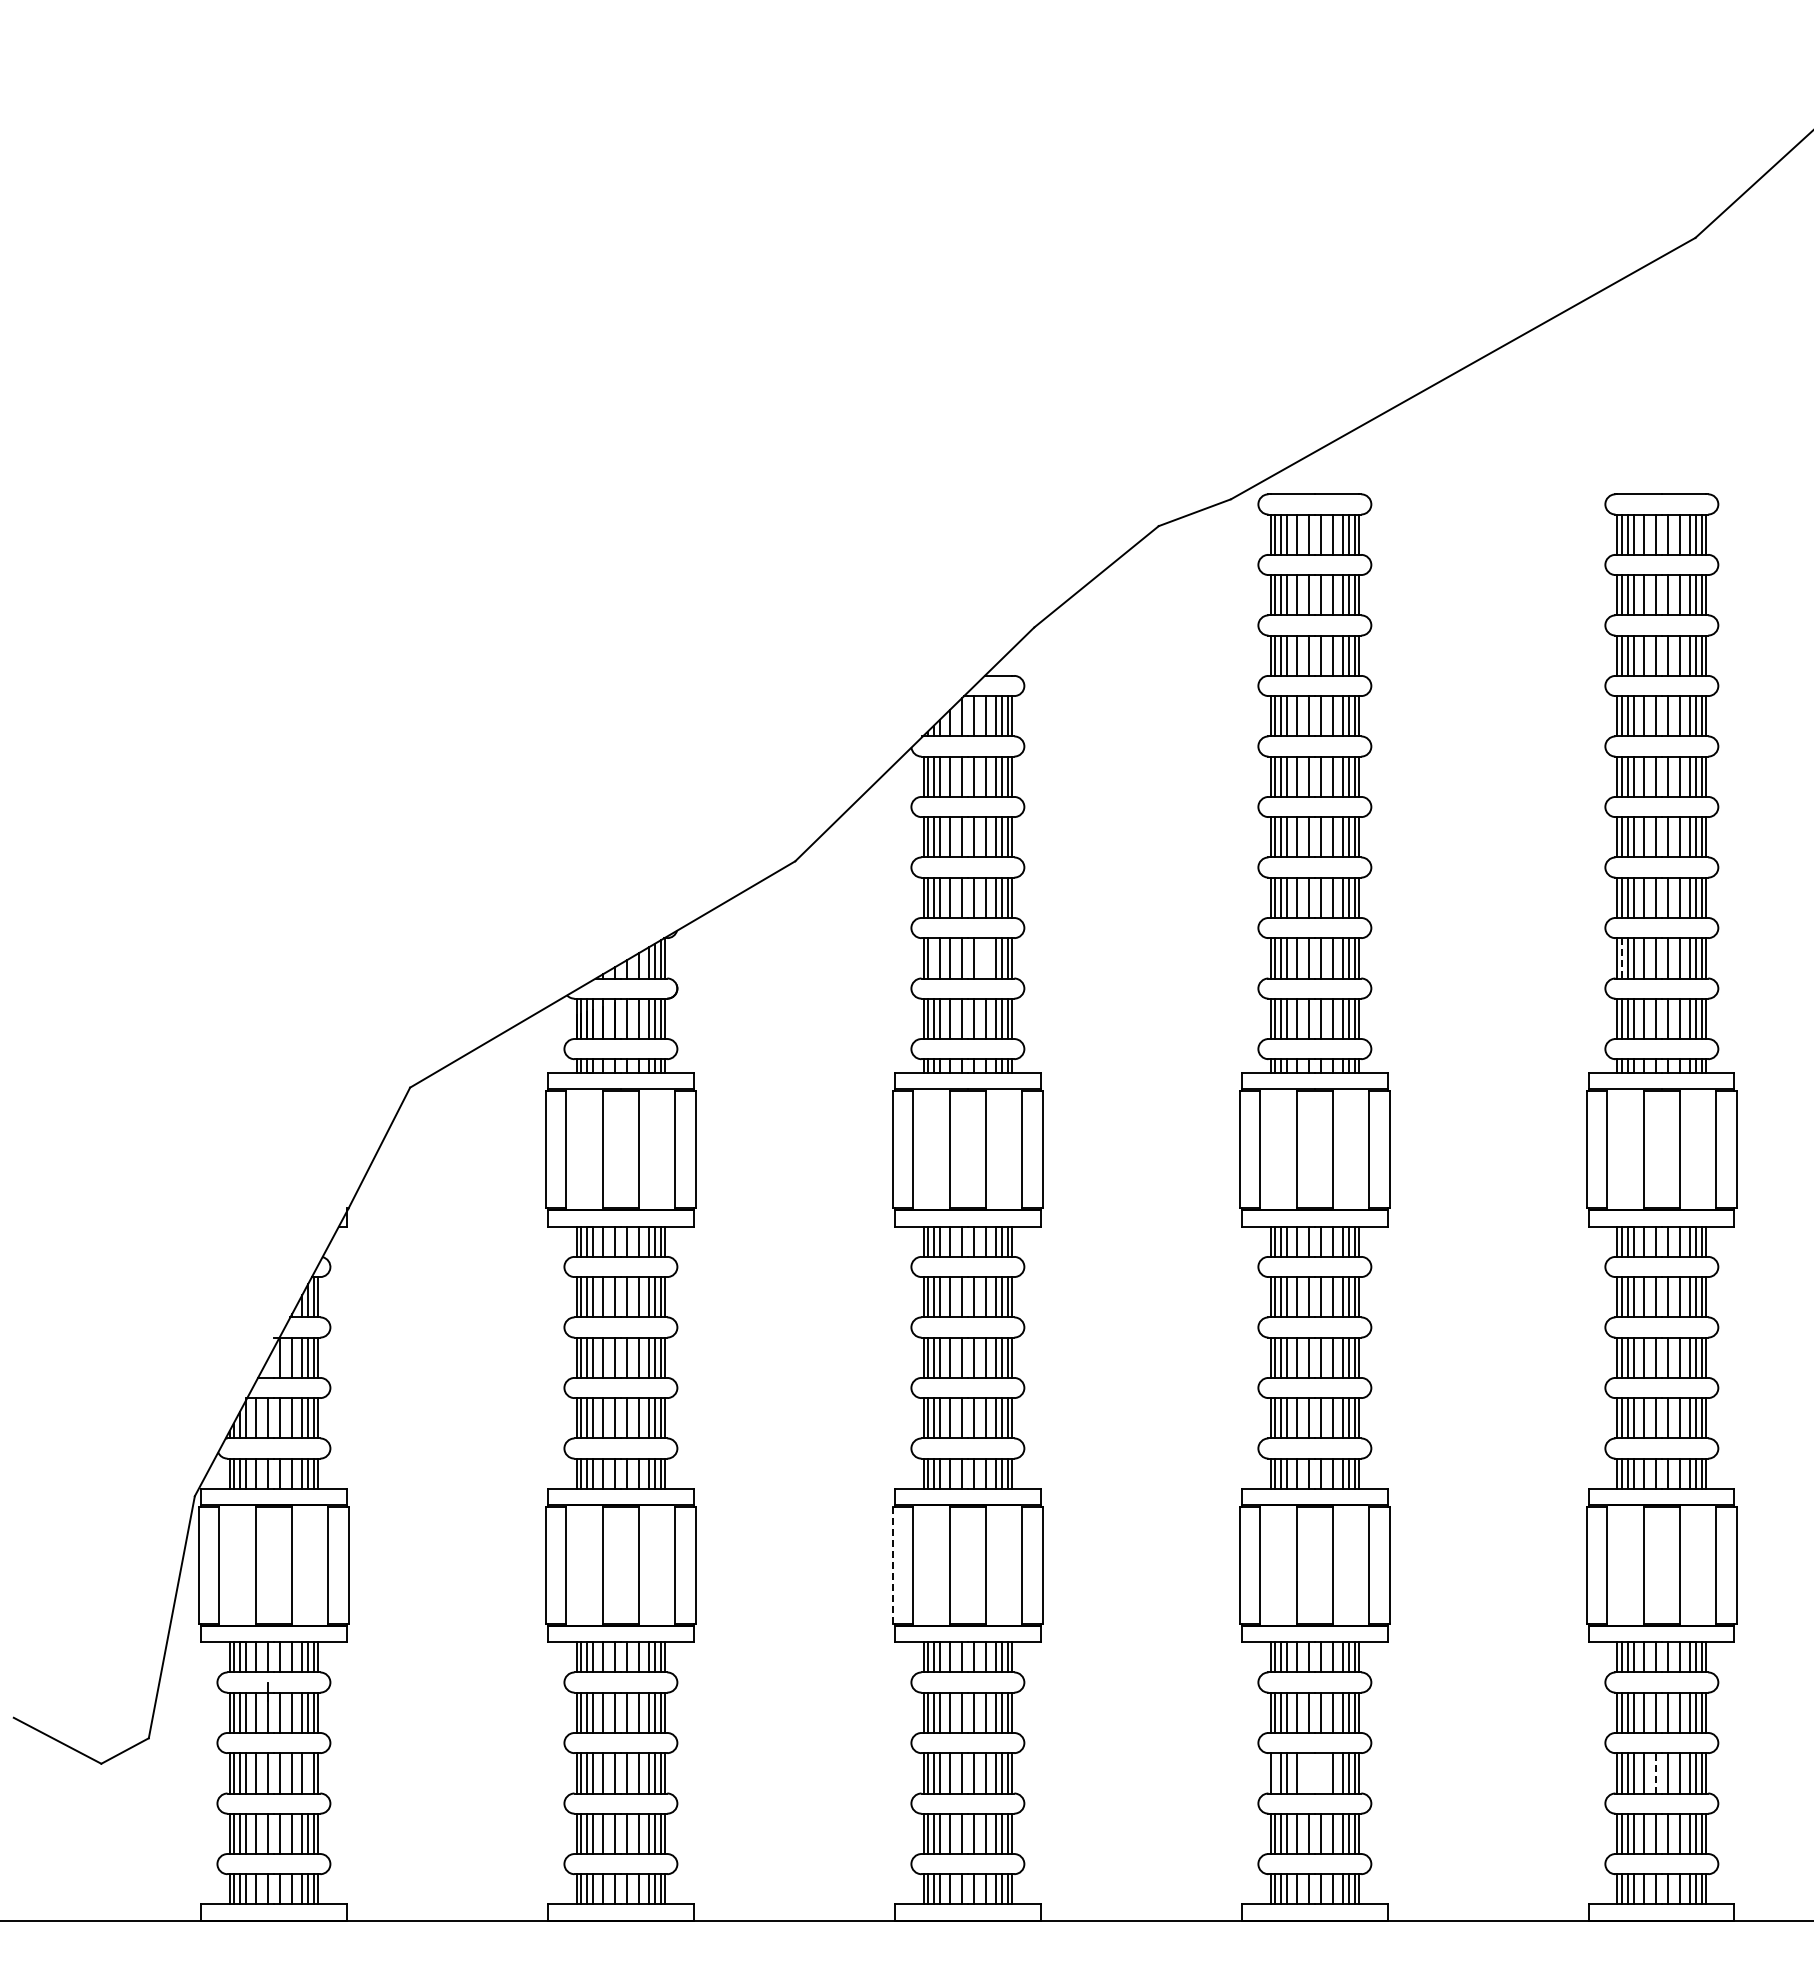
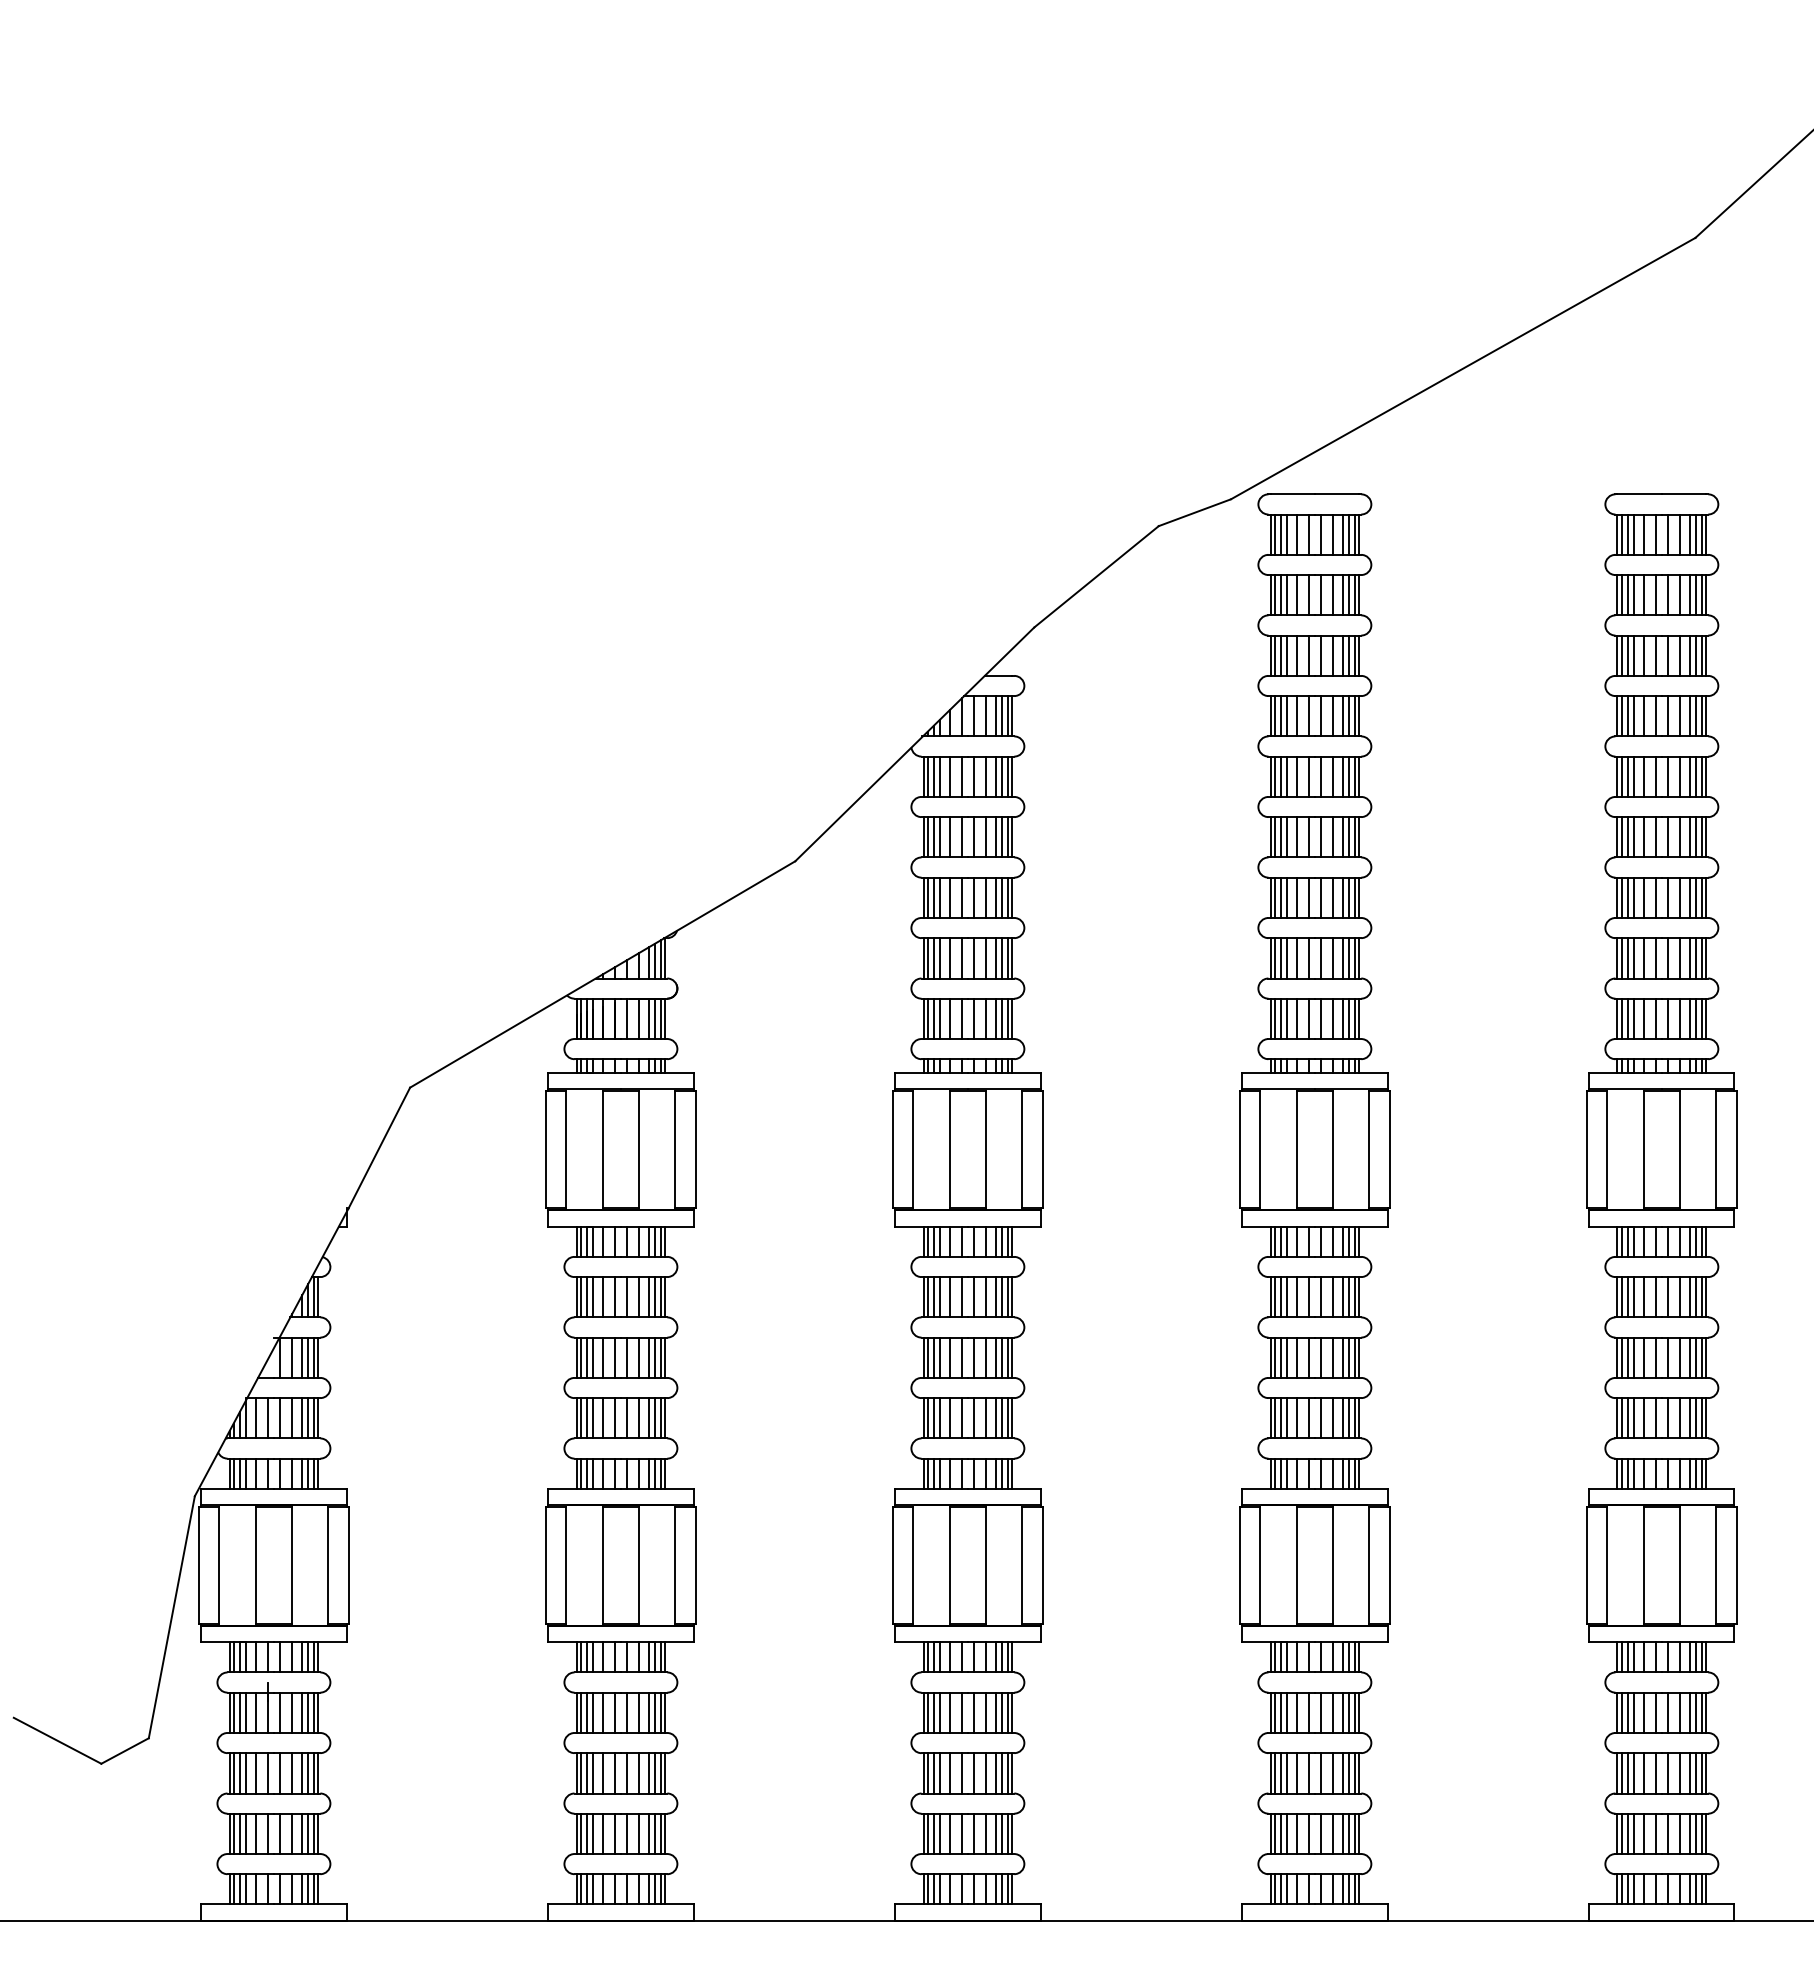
line: none -> present (933, 958)
line: none -> present (986, 958)
line: dashed -> solid (1621, 958)
line: dashed -> solid (893, 1565)
line: dashed -> solid (1655, 1772)
line: none -> present (308, 1773)
line: none -> present (1274, 1773)
line: none -> present (1308, 1773)
line: none -> present (1320, 1773)
